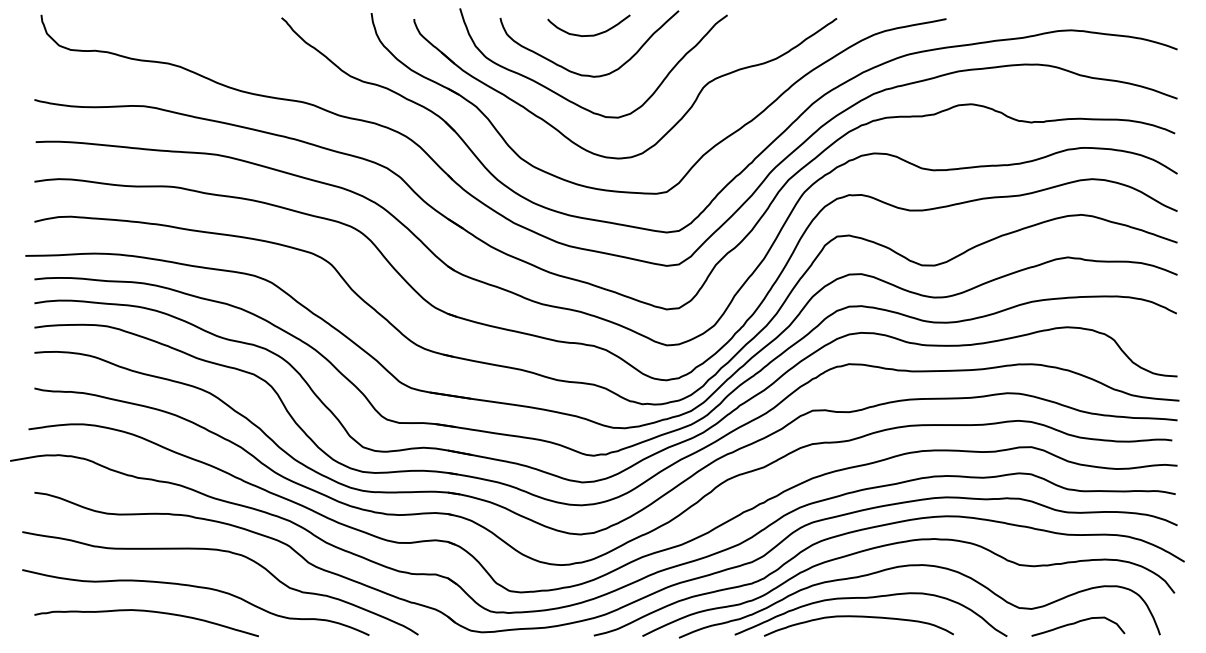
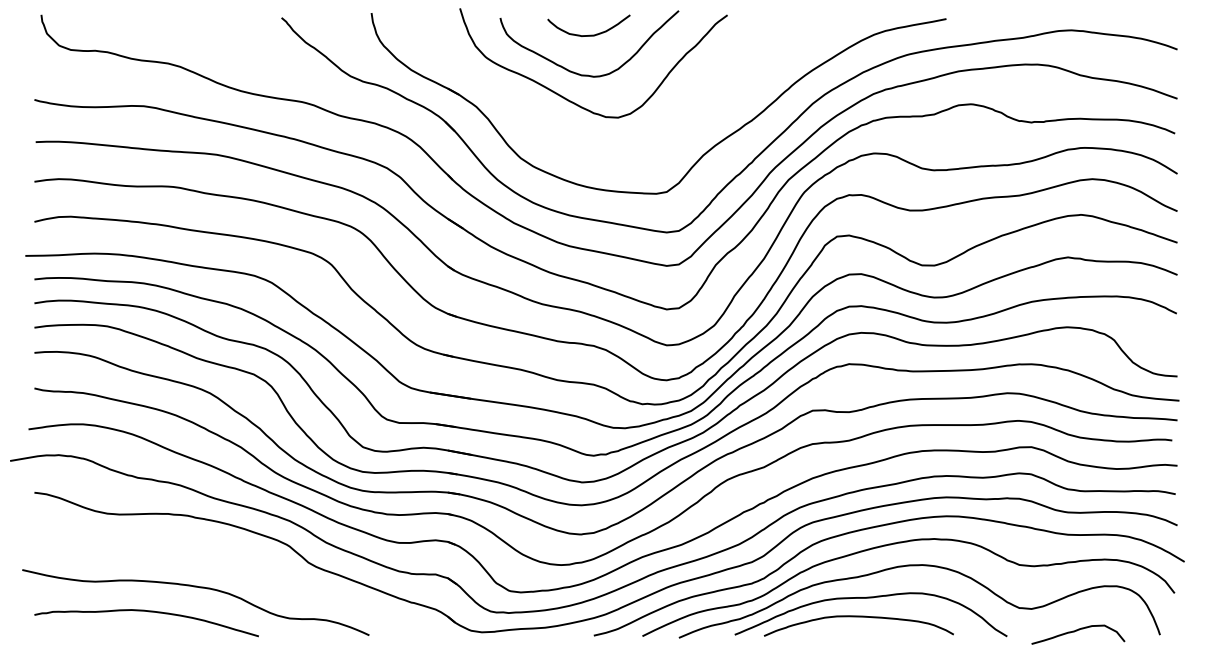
part: present -> none (668, 130)
curve: present -> none (225, 552)
curve position: (1077, 623) -> (1077, 631) (1077, 631)
